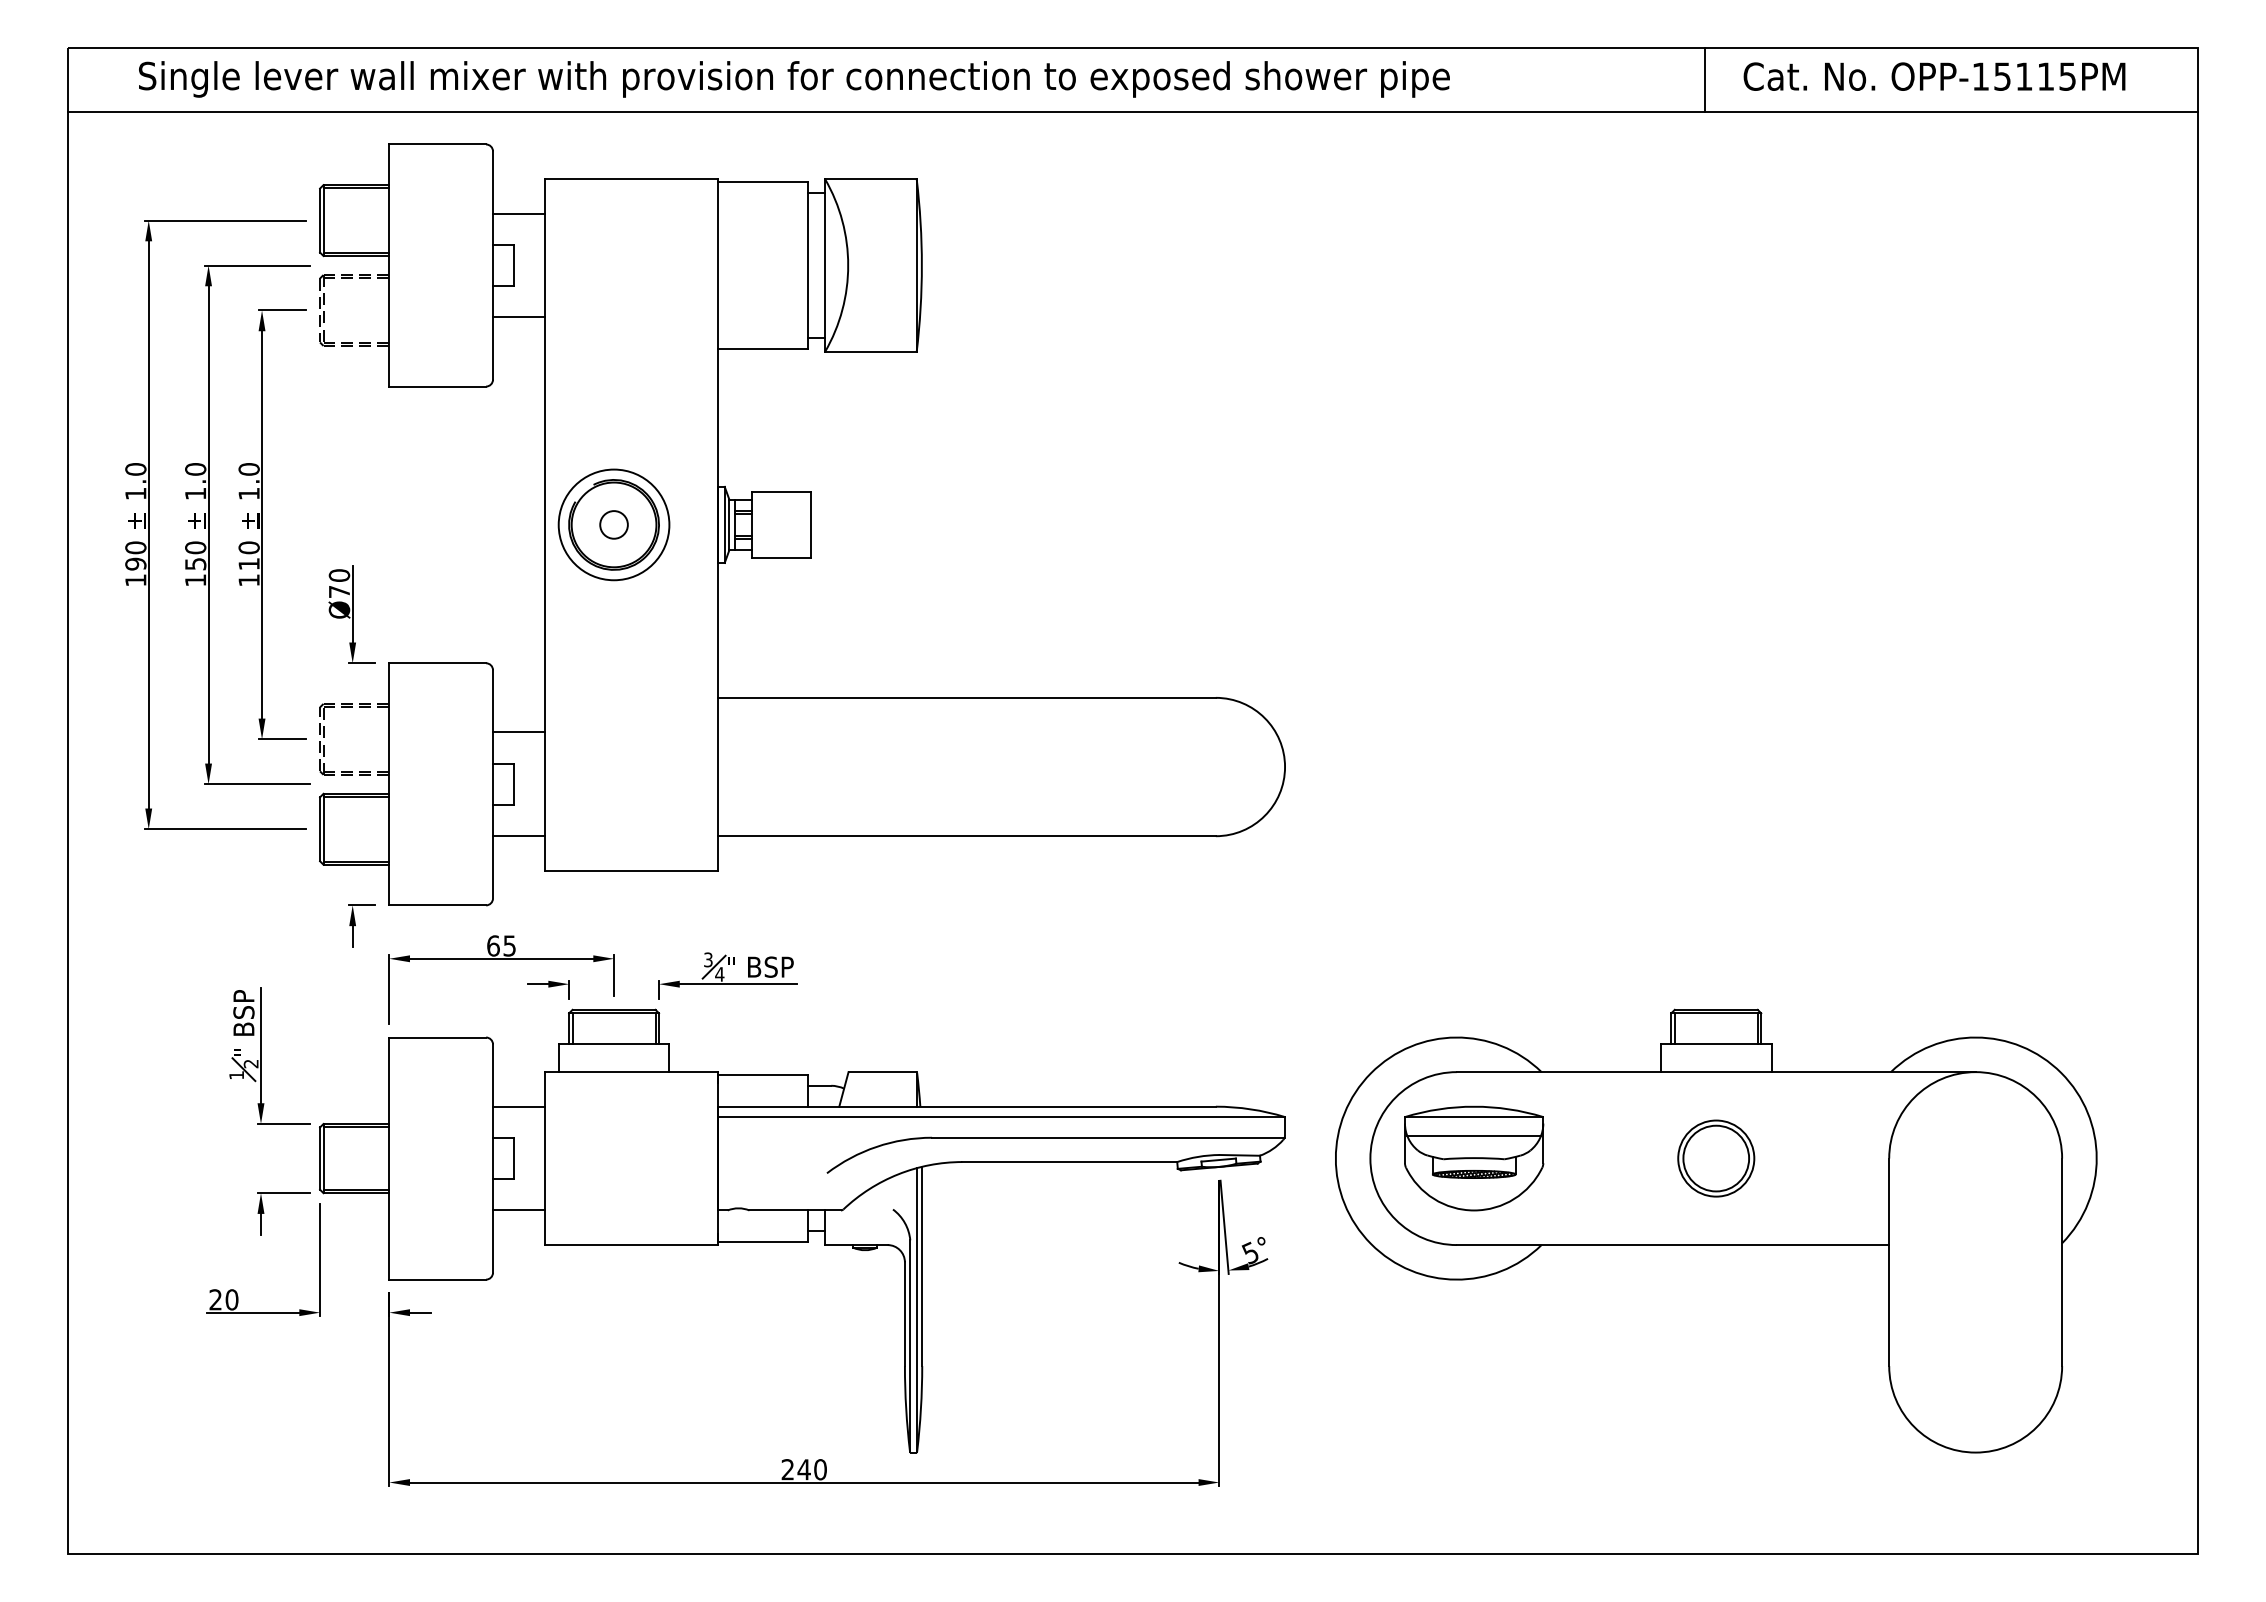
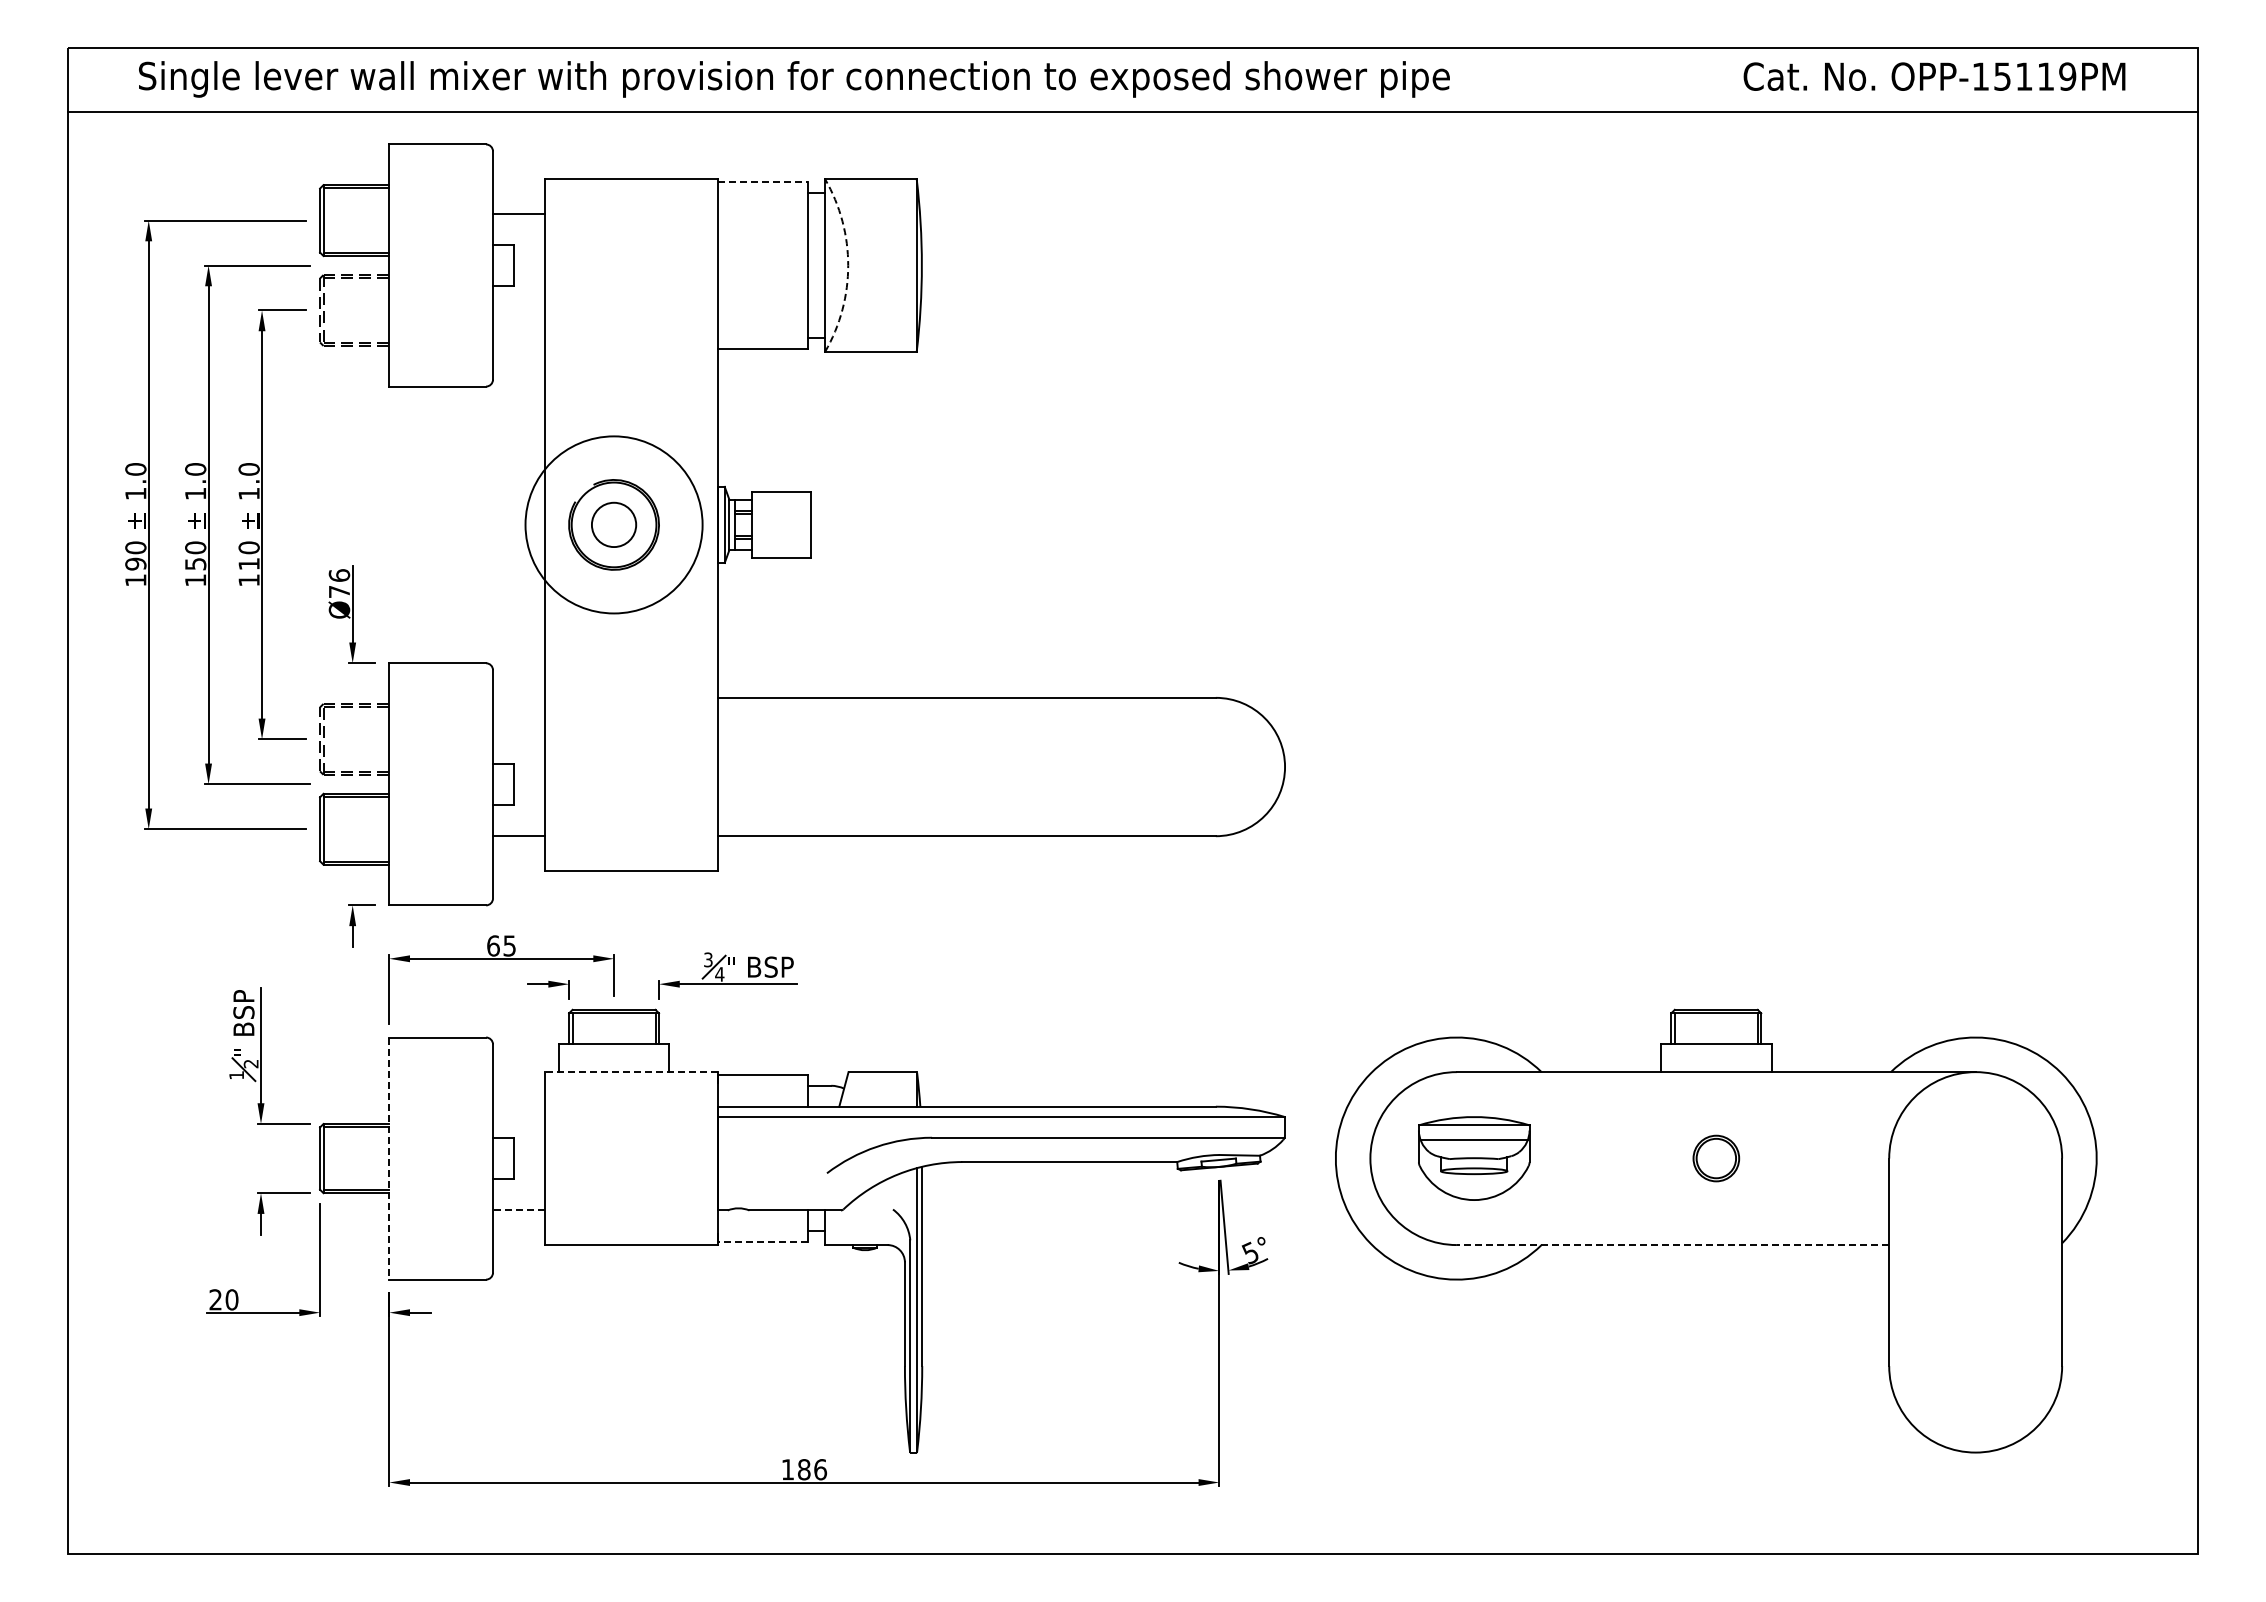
text: OPP-15115PM -> OPP-15119PM (2067, 76)
line: present -> none (1704, 79)
line: solid -> dashed (762, 181)
arc: solid -> dashed (848, 265)
line: present -> none (518, 317)
circle diameter: 111 px -> 177 px (613, 524)
circle diameter: 28 px -> 44 px (613, 524)
text: Ø70 -> Ø76 (338, 575)
line: present -> none (518, 732)
line: solid -> dashed (630, 1072)
line: present -> none (518, 1106)
part size: 141x107 px -> 113x85 px (1474, 1158)
part size: 79x79 px -> 49x49 px (1716, 1158)
line: solid -> dashed (389, 1159)
line: solid -> dashed (518, 1210)
line: solid -> dashed (762, 1242)
line: solid -> dashed (1672, 1245)
text: 240 -> 186 (804, 1469)
